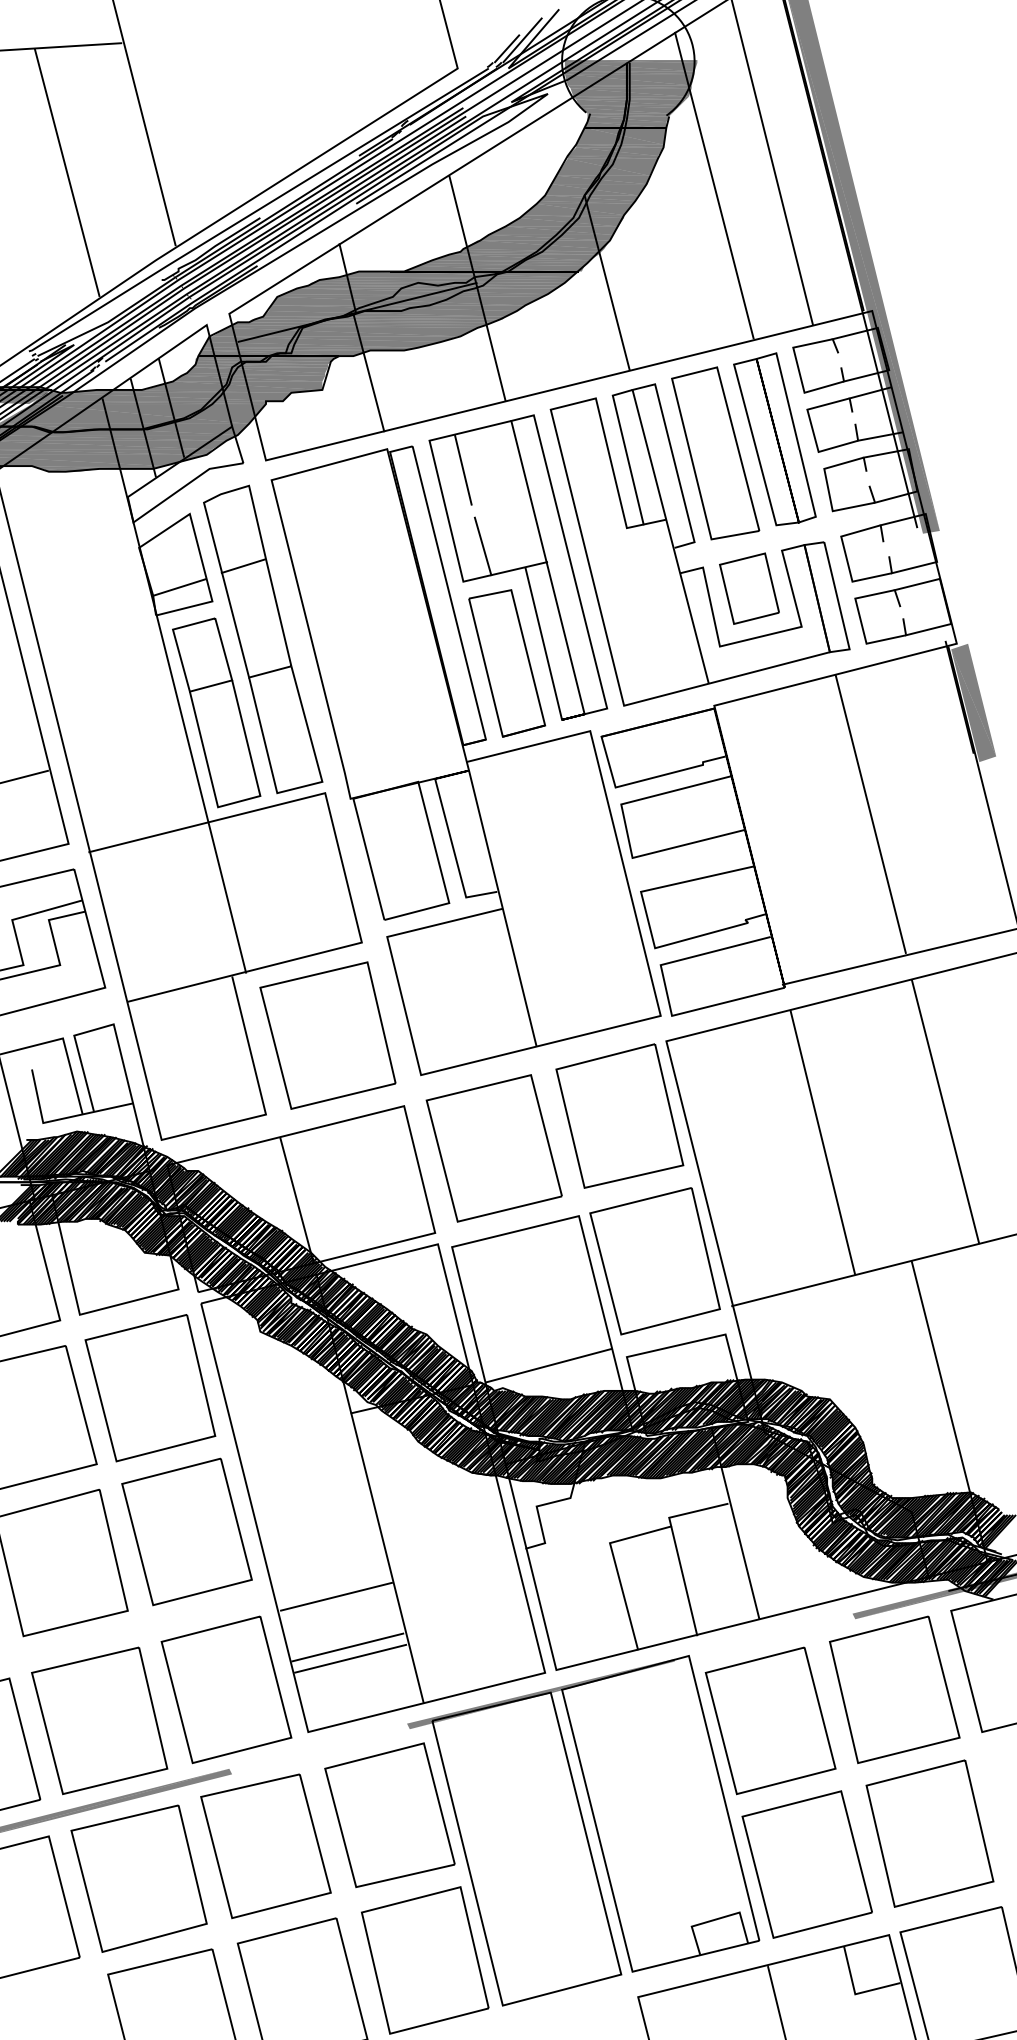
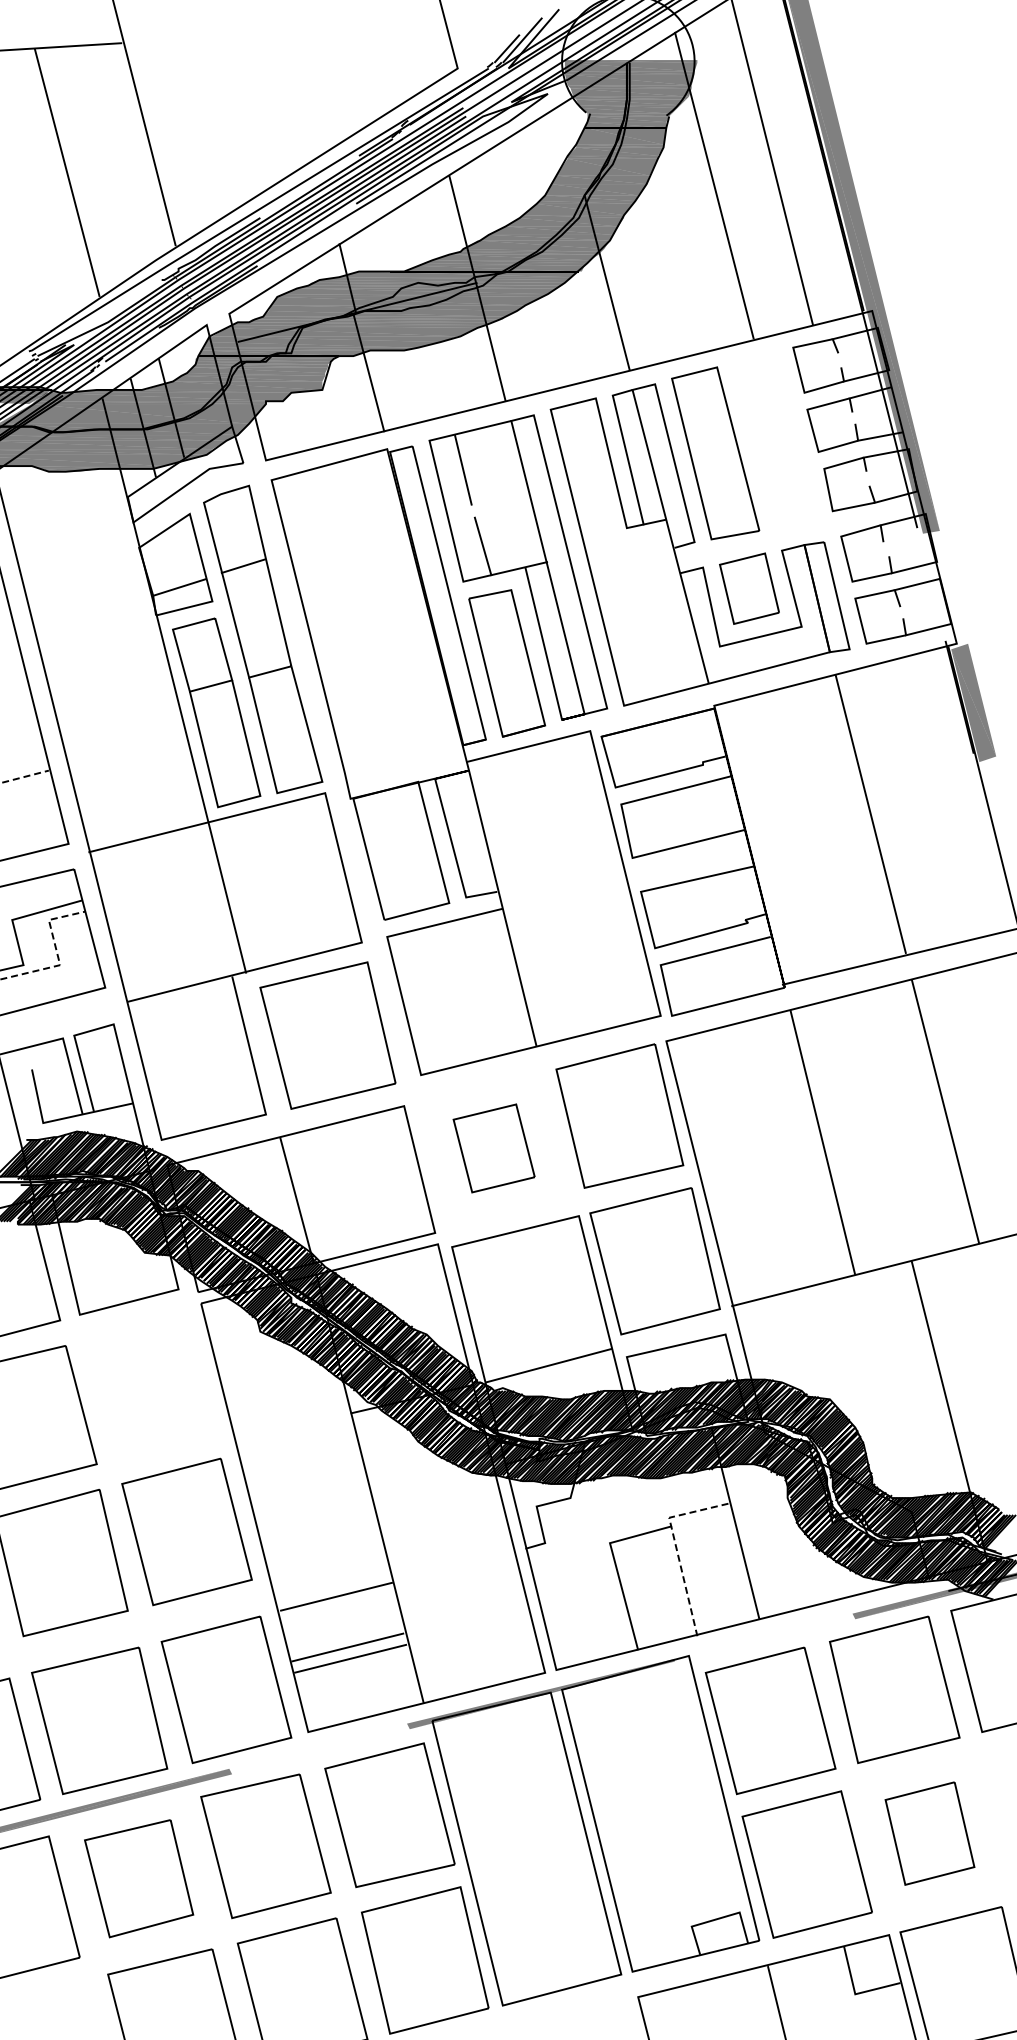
part: present -> none (774, 439)
line: solid -> dashed (24, 776)
line: solid -> dashed (57, 953)
part size: 138x149 px -> 84x91 px (493, 1148)
part: present -> none (150, 1388)
line: solid -> dashed (676, 1546)
part size: 130x149 px -> 92x105 px (929, 1833)
part size: 138x149 px -> 111x120 px (139, 1878)
